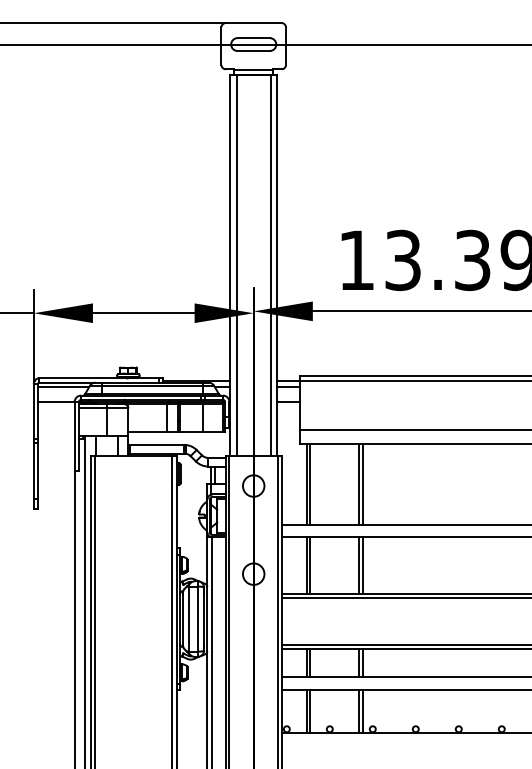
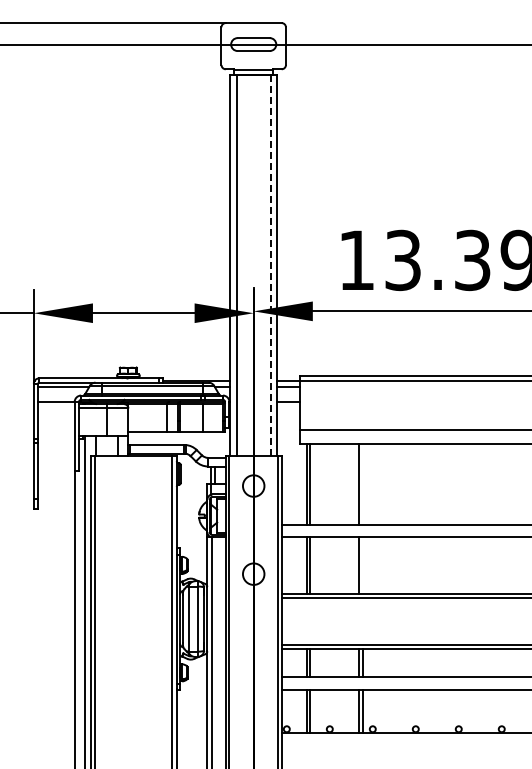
line: solid -> dashed (270, 266)
line: present -> none (362, 483)
line: present -> none (362, 565)
